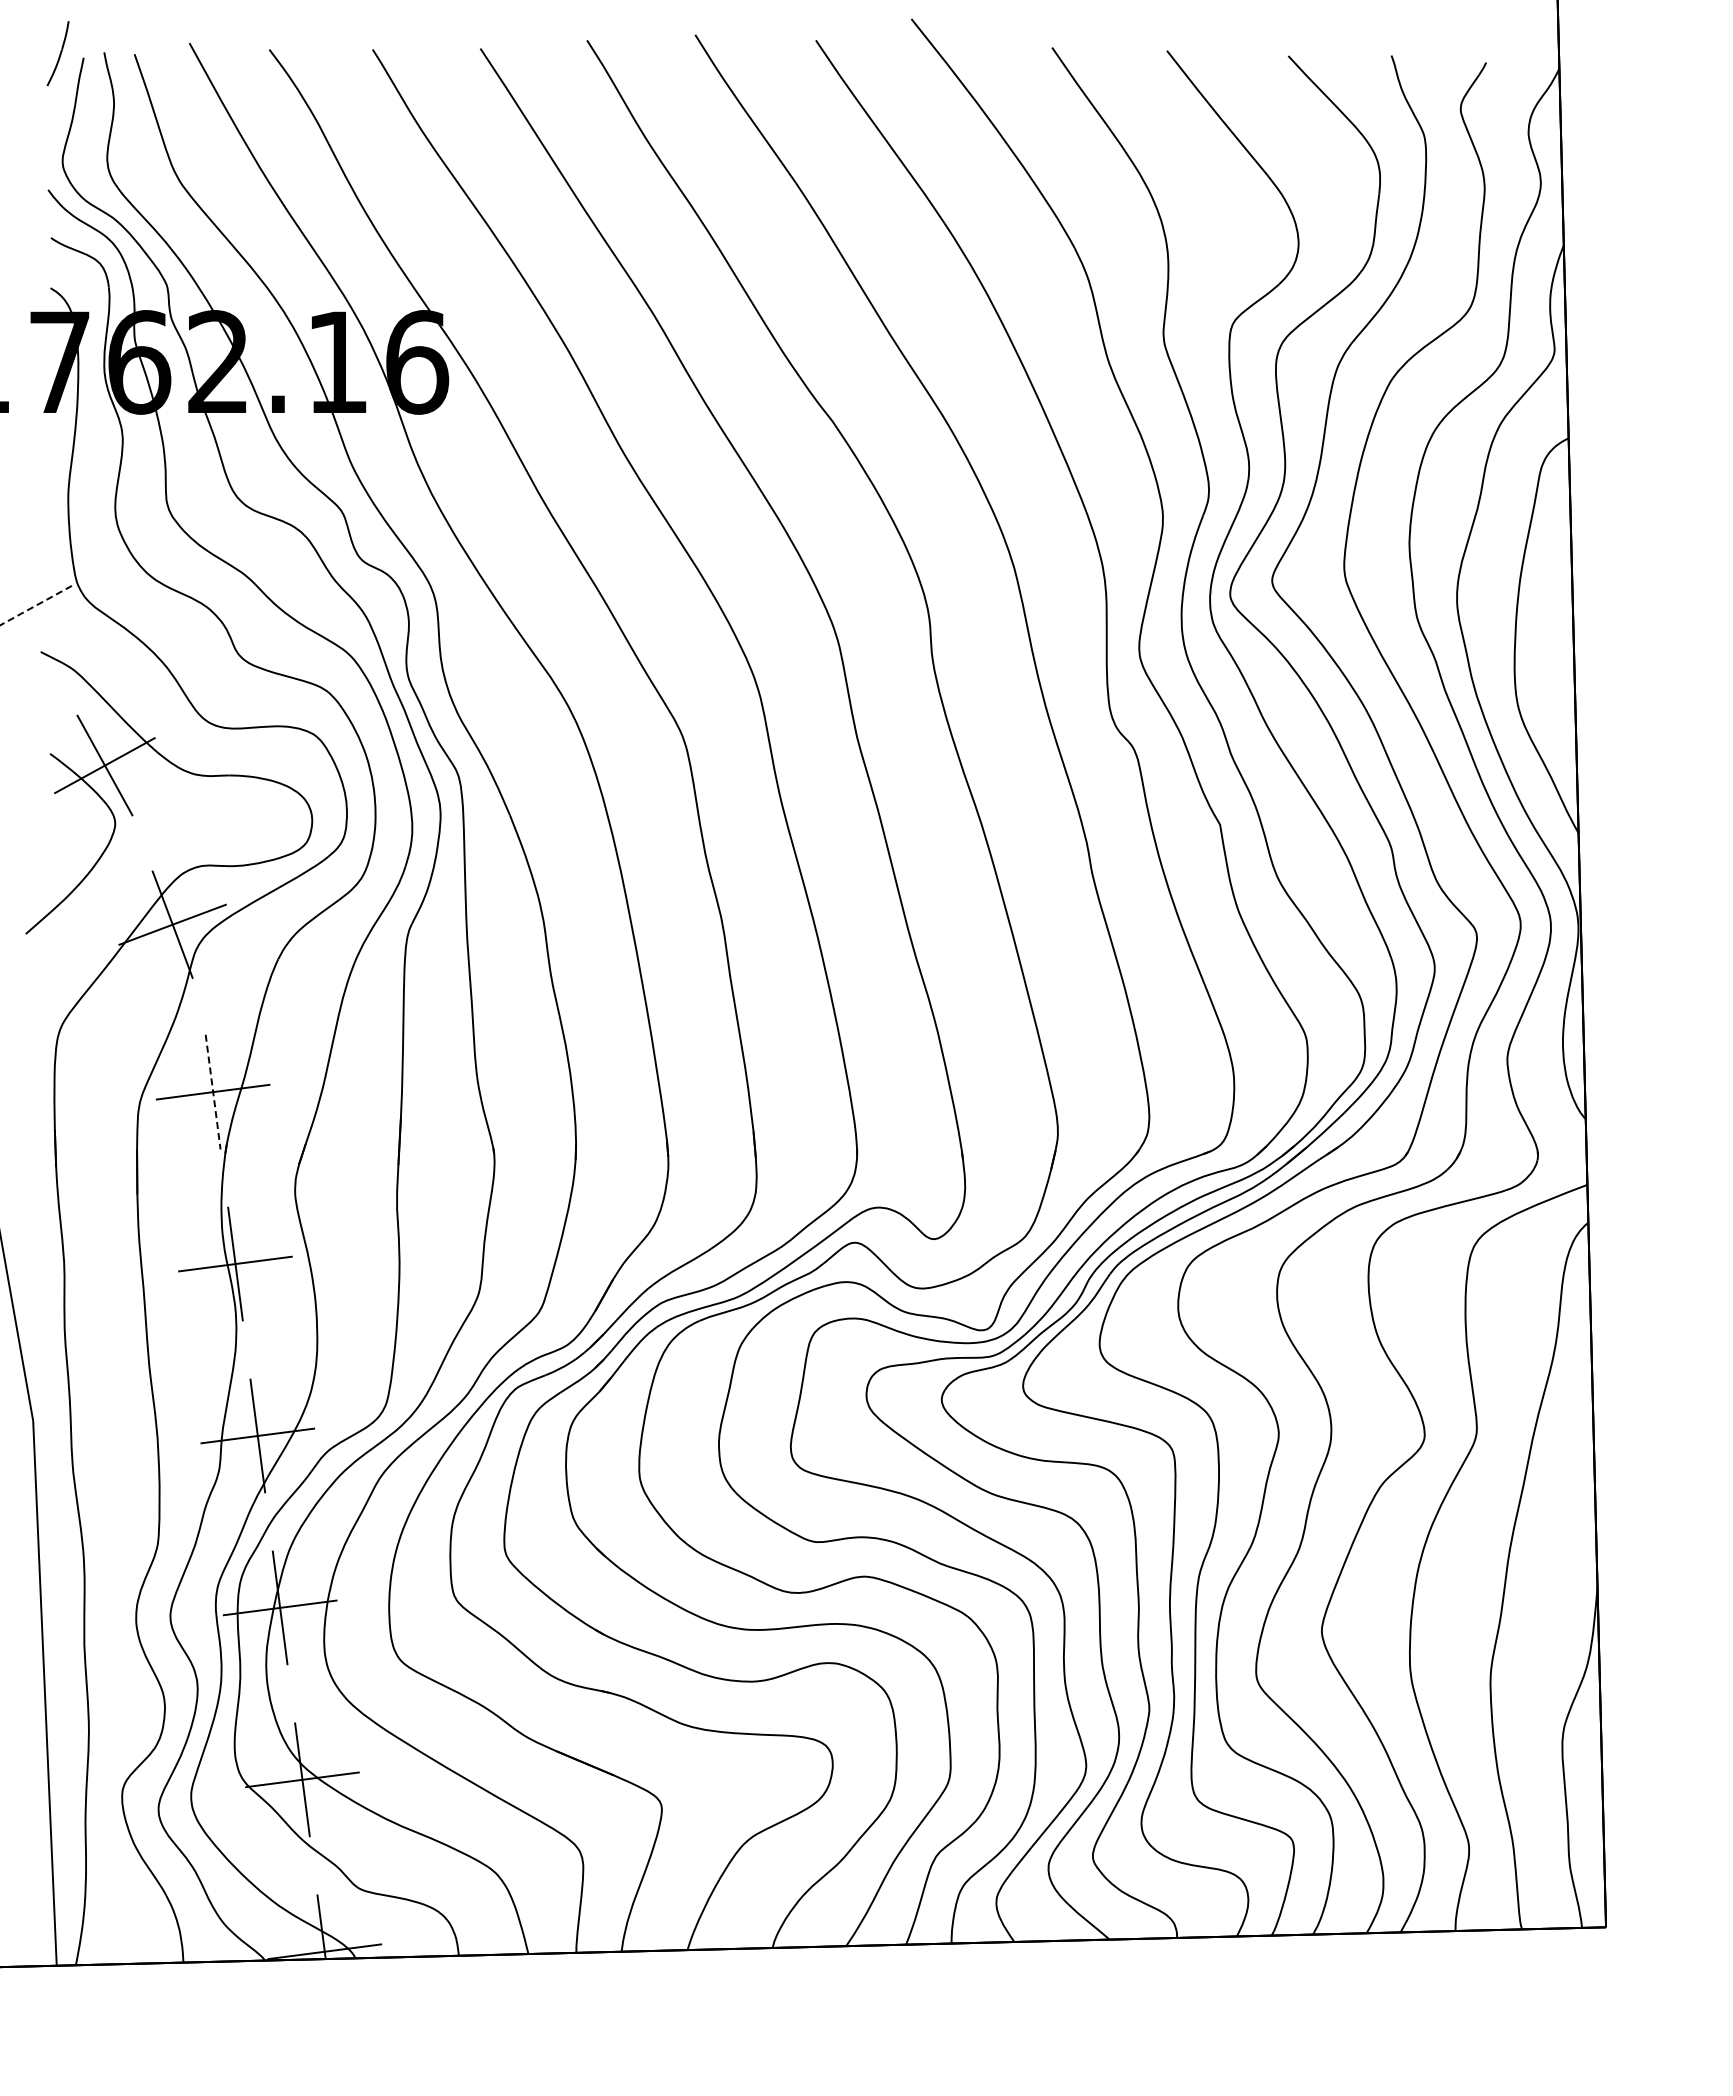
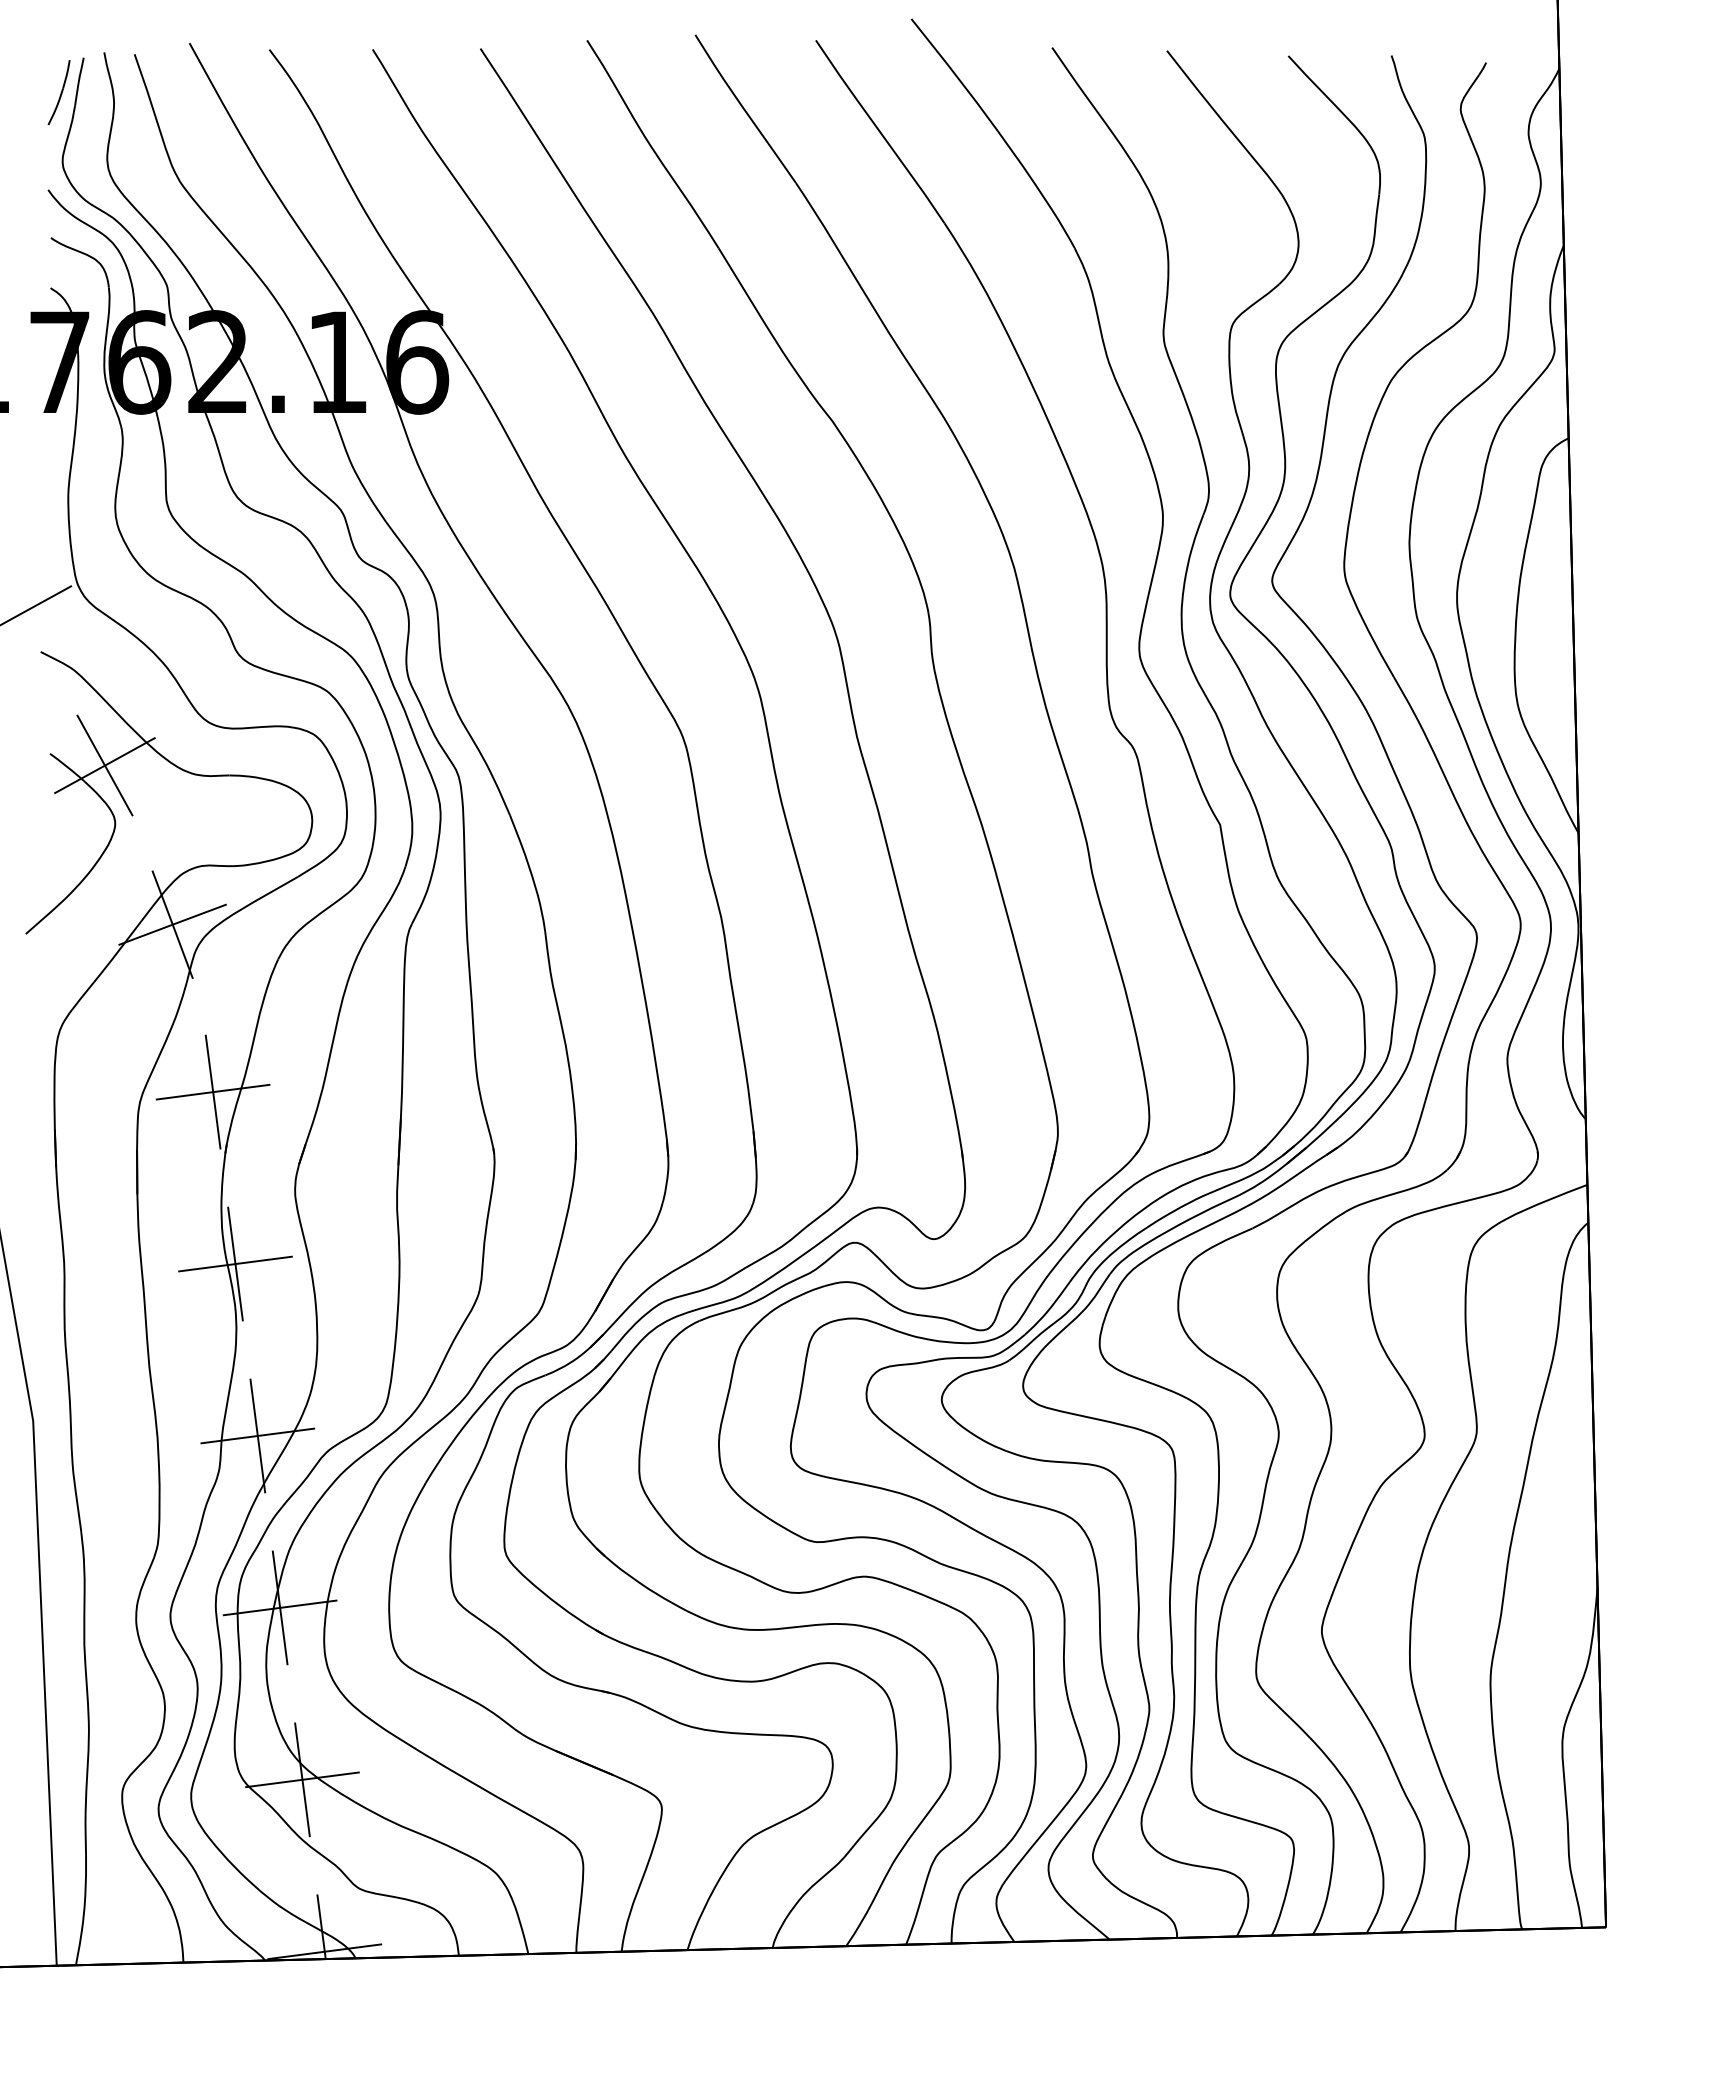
part position: (57, 53) -> (58, 92) (58, 92)
line: dashed -> solid (35, 606)
line: dashed -> solid (213, 1092)
